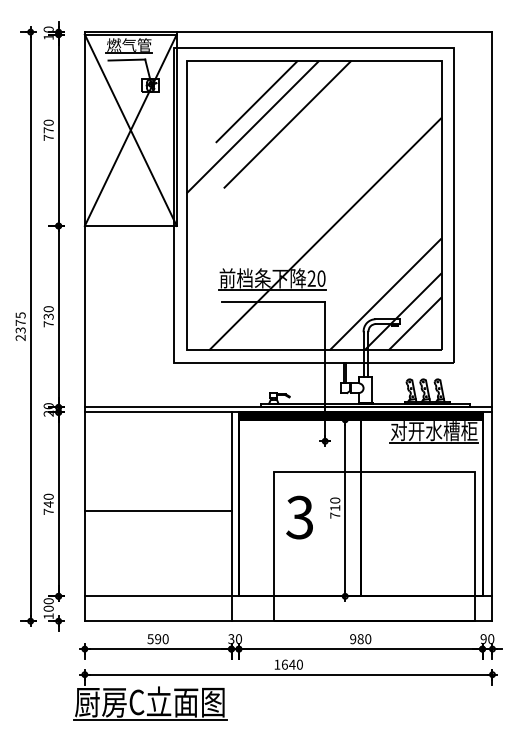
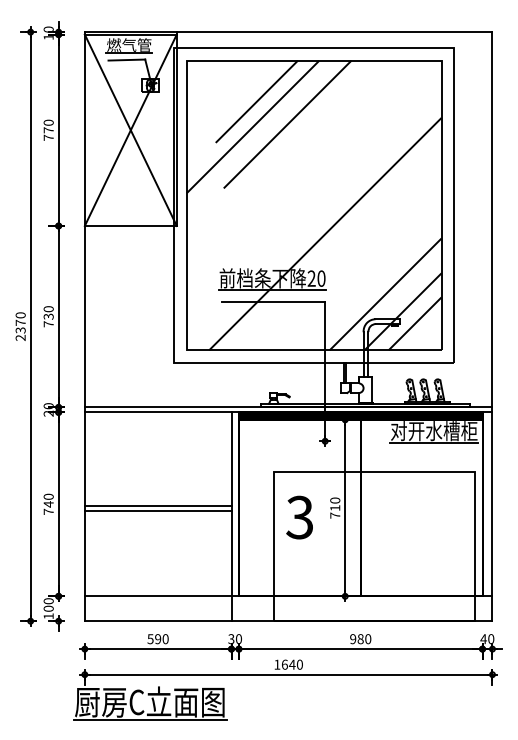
text: 2375 -> 2370 (20, 315)
line: none -> present (157, 506)
text: 90 -> 40 (483, 639)
